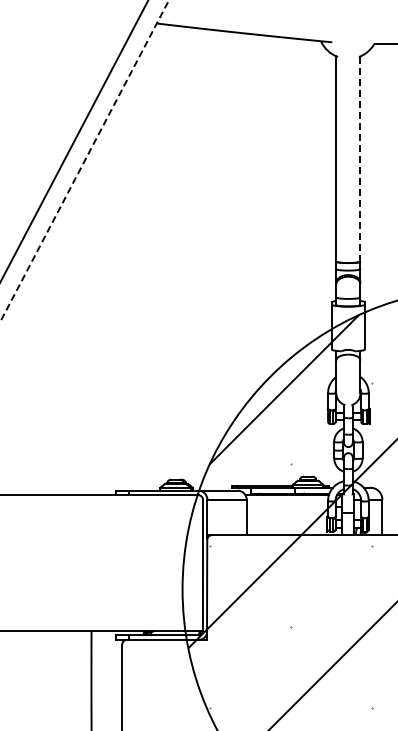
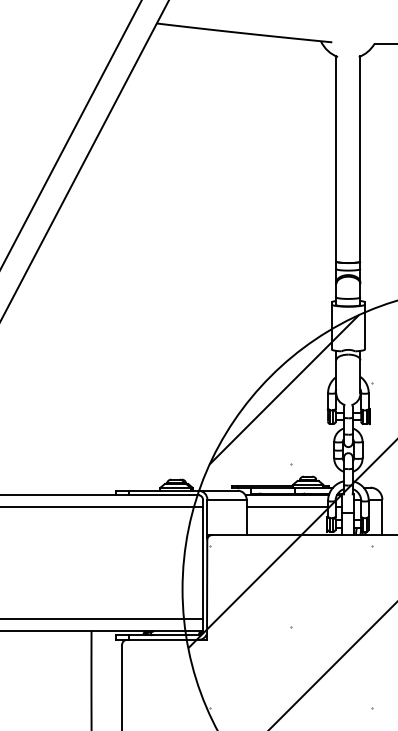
line position: (74, 140) -> (71, 134) (71, 134)
line: dashed -> solid (360, 159)
line: dashed -> solid (84, 160)
line: none -> present (102, 507)
line: none -> present (287, 507)
line: none -> present (102, 618)
